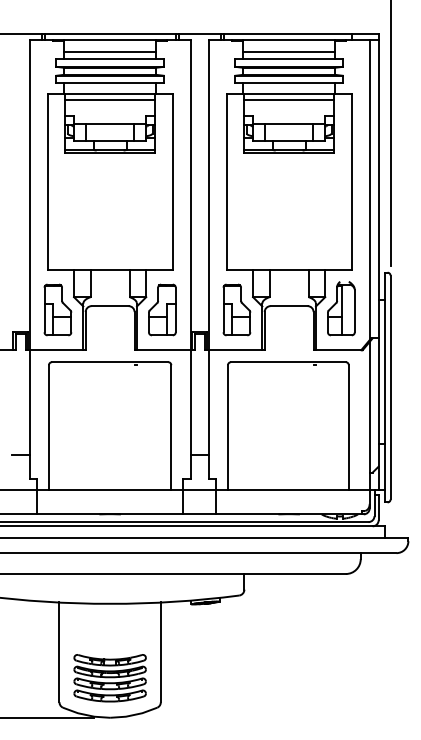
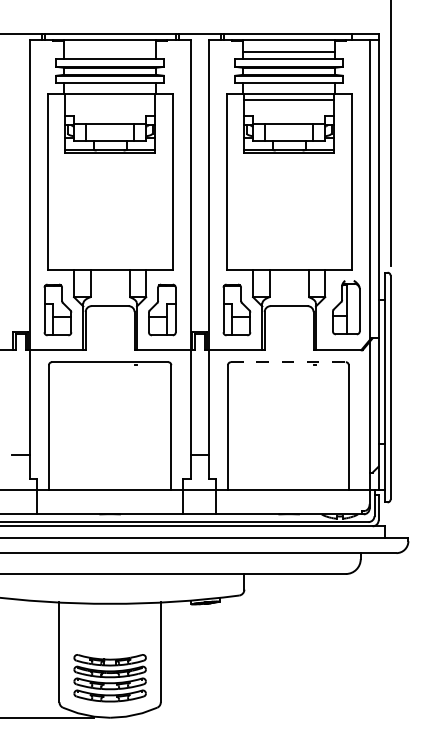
line: present -> none (109, 51)
line: present -> none (109, 99)
part position: (341, 308) -> (346, 307) (346, 307)
line: solid -> dashed (288, 362)
